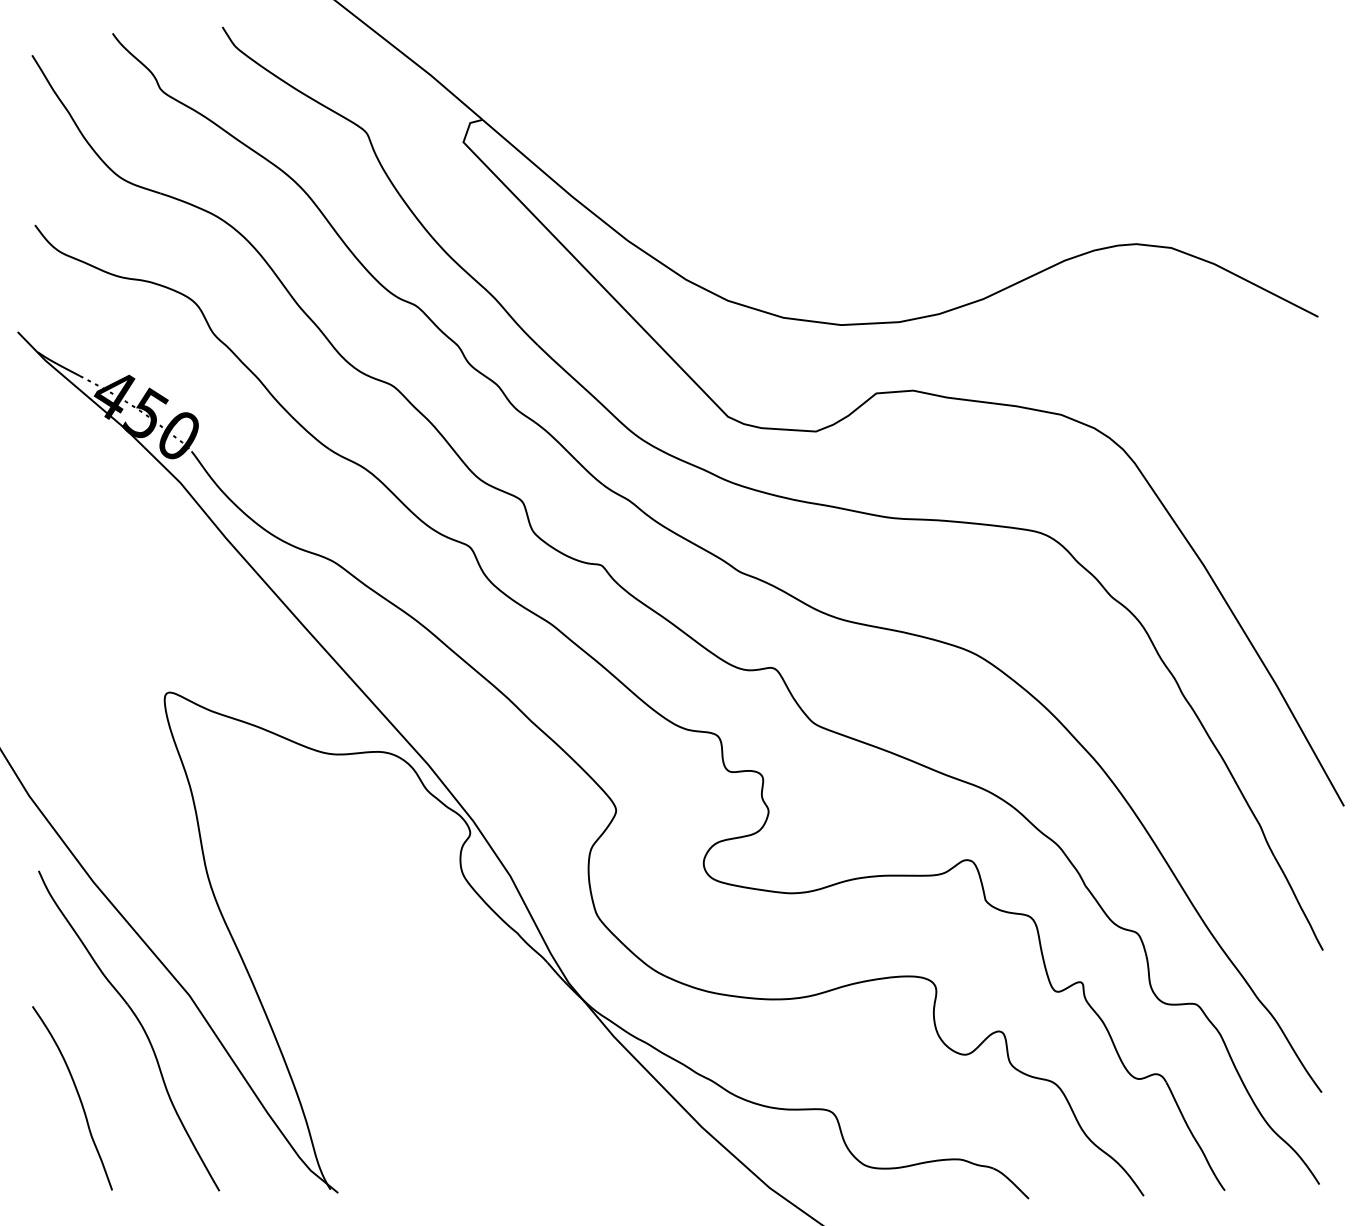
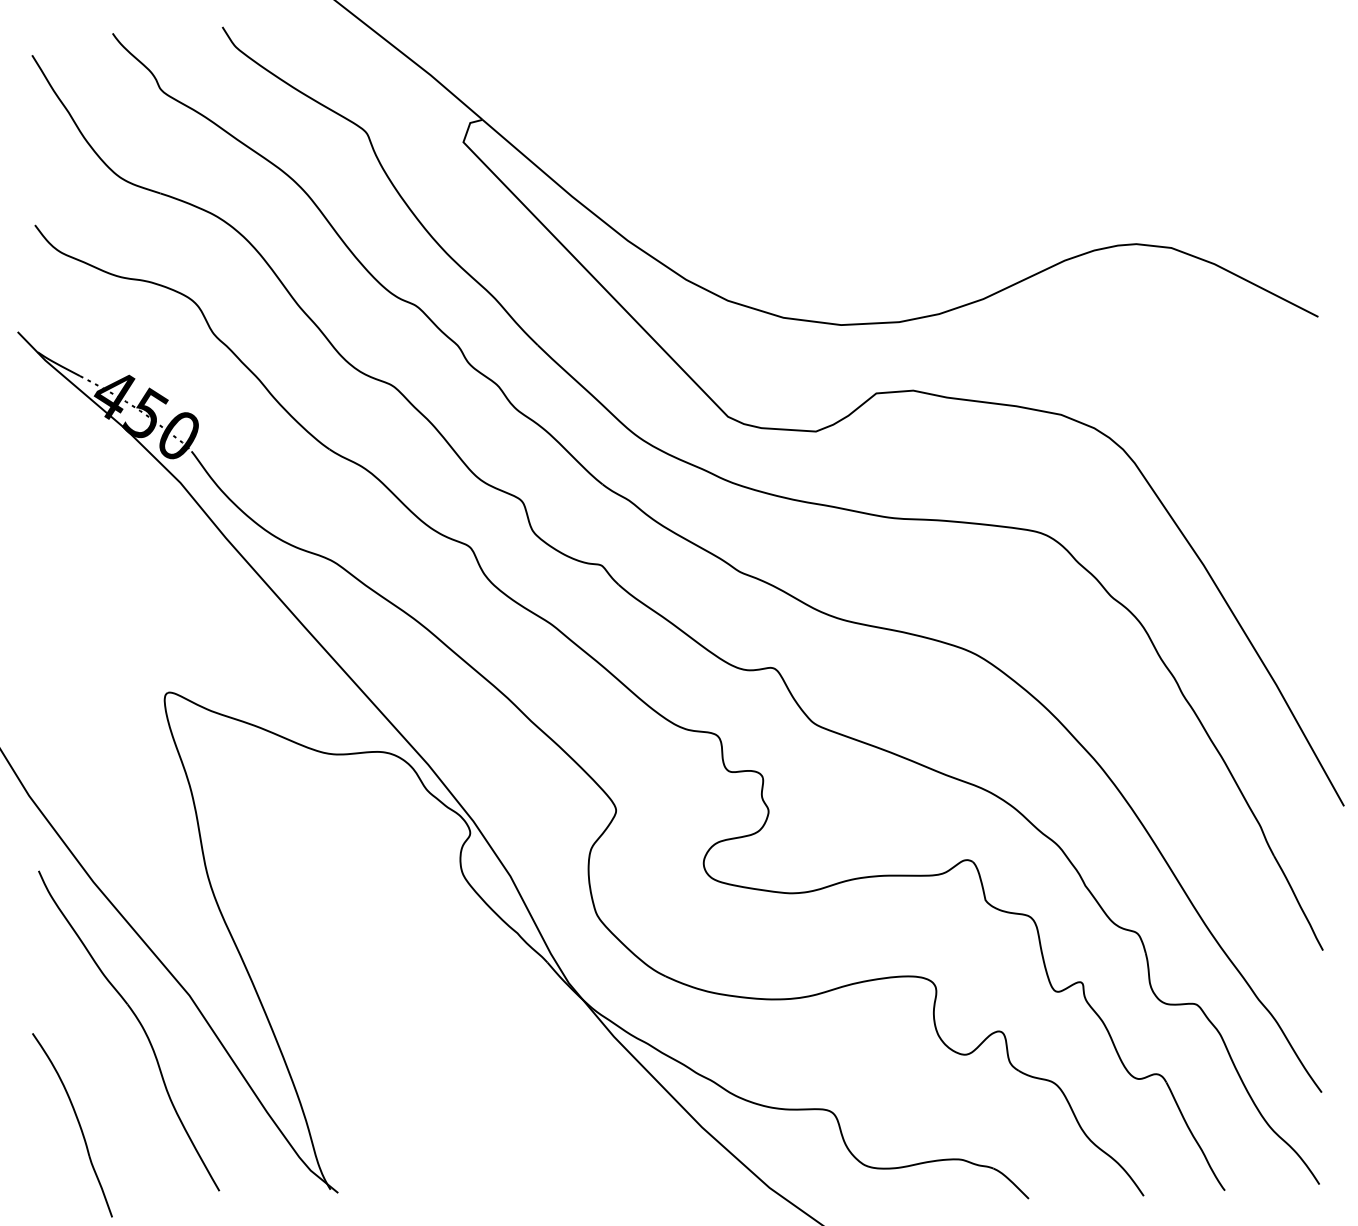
part position: (72, 1098) -> (72, 1125) (72, 1125)
